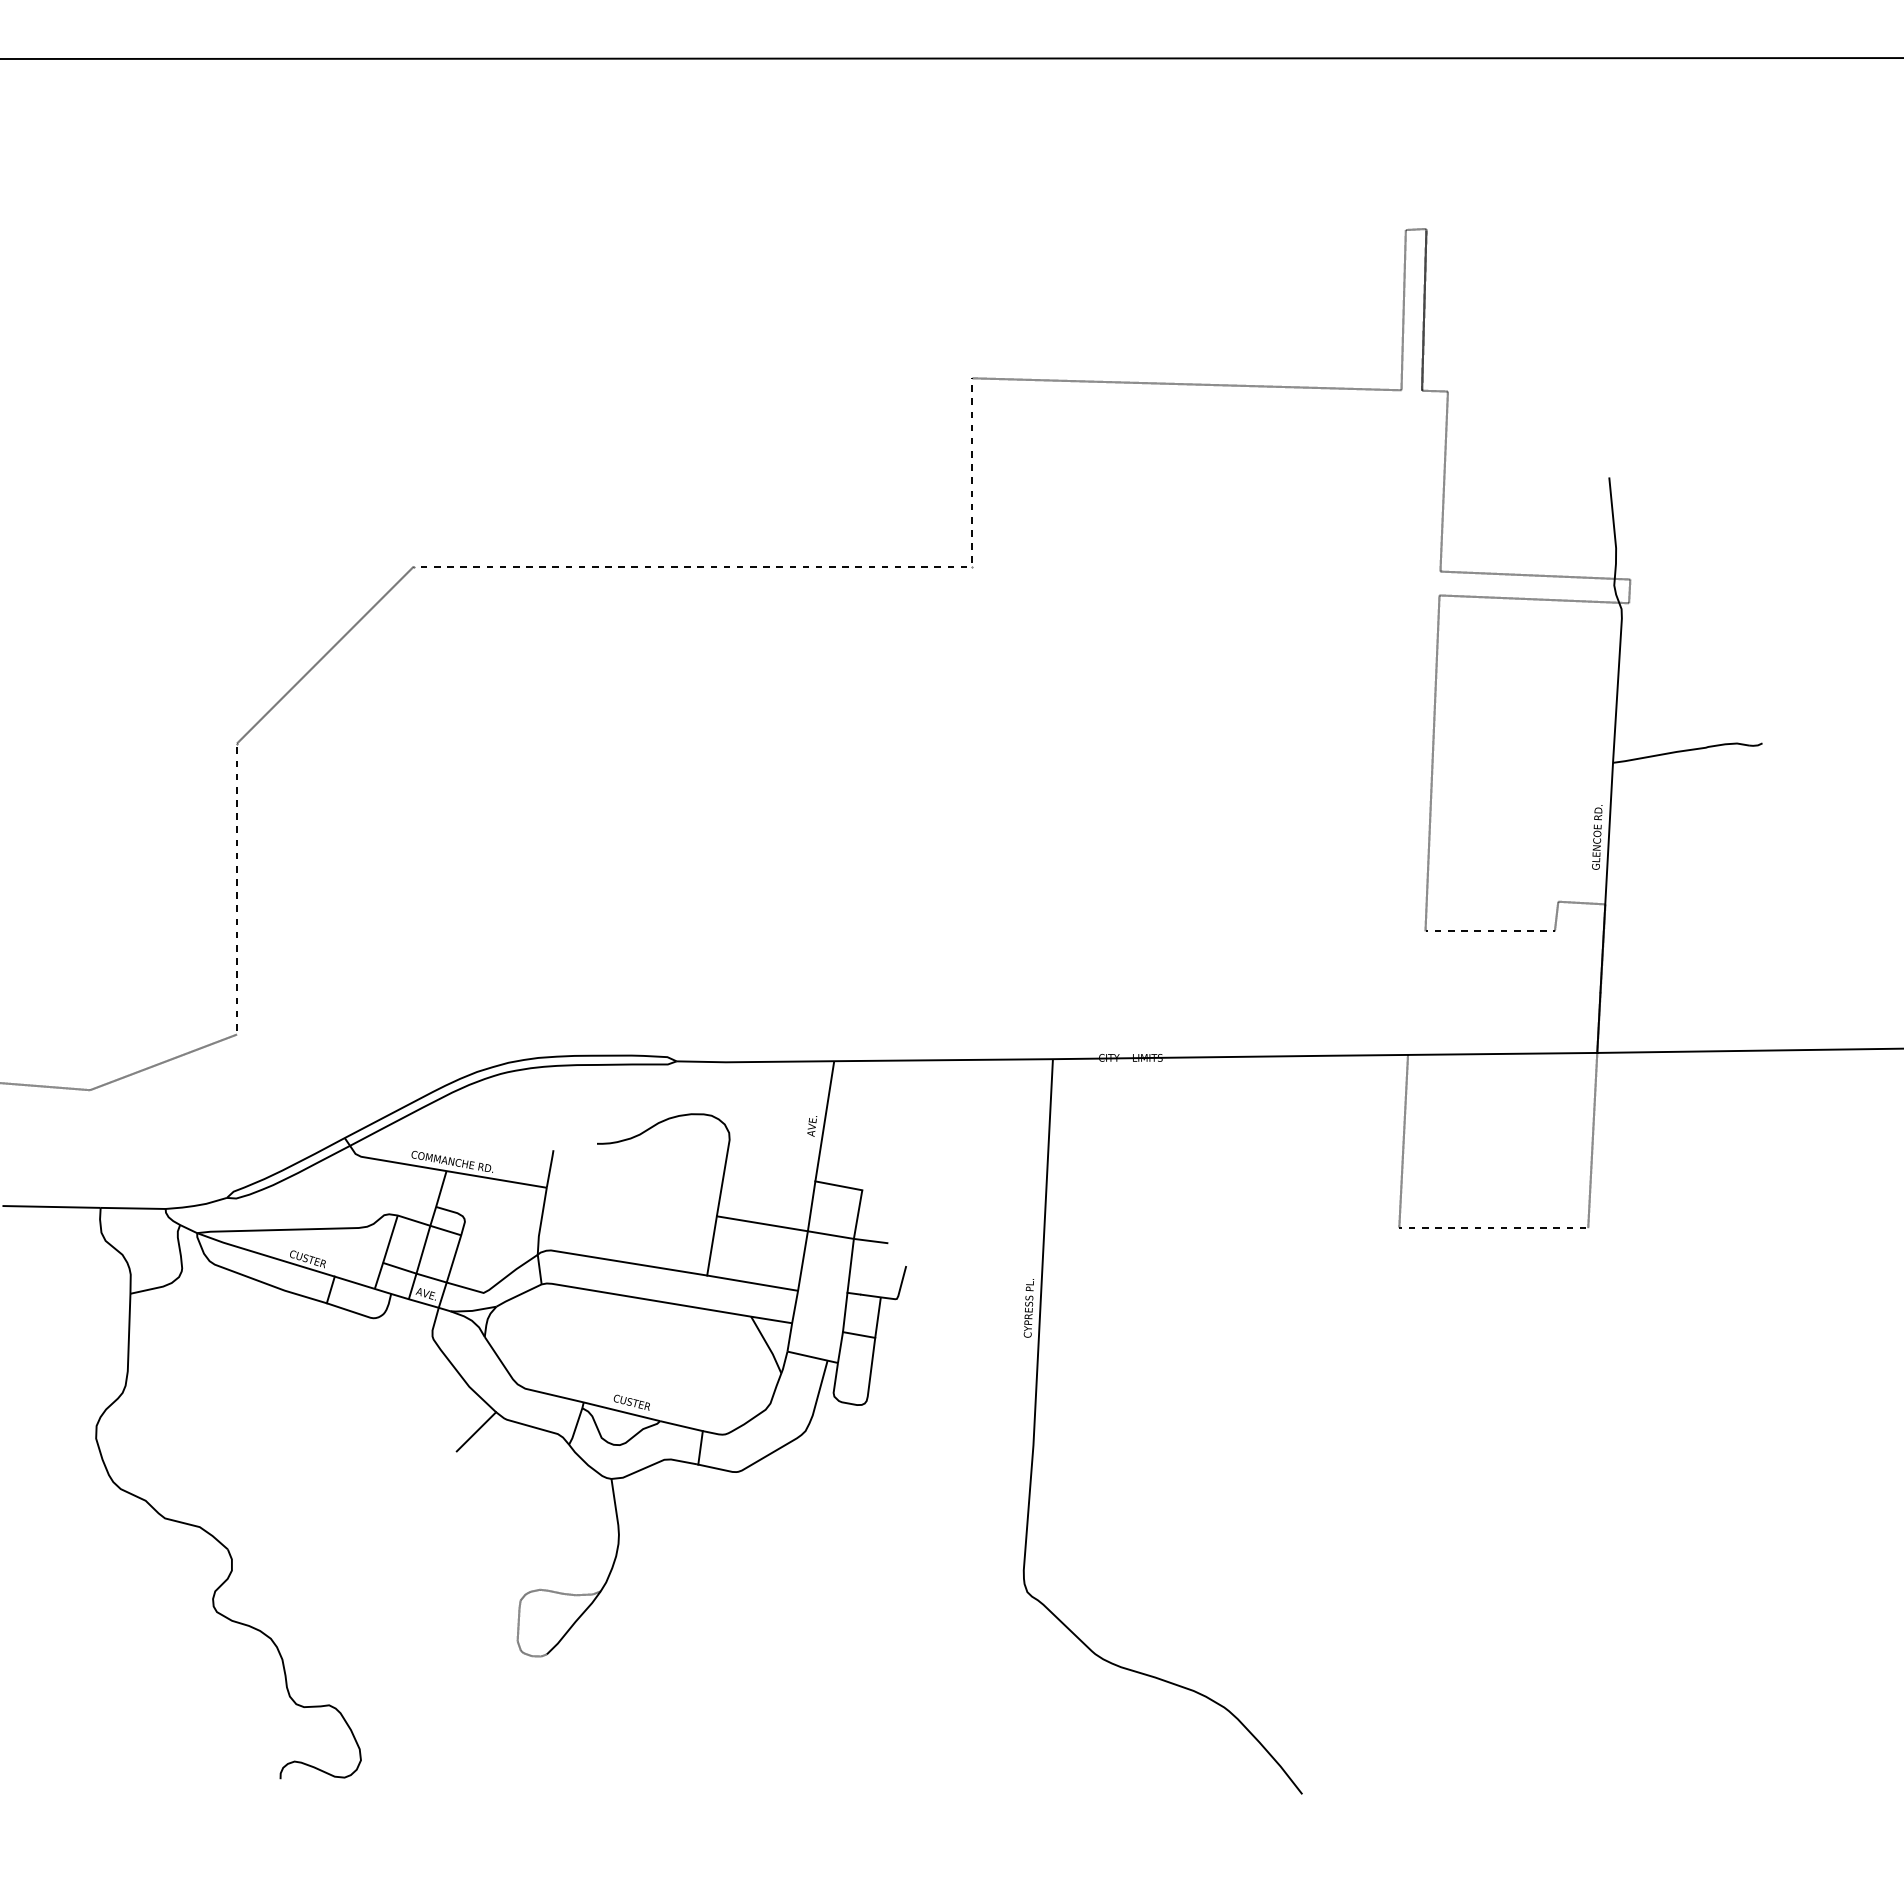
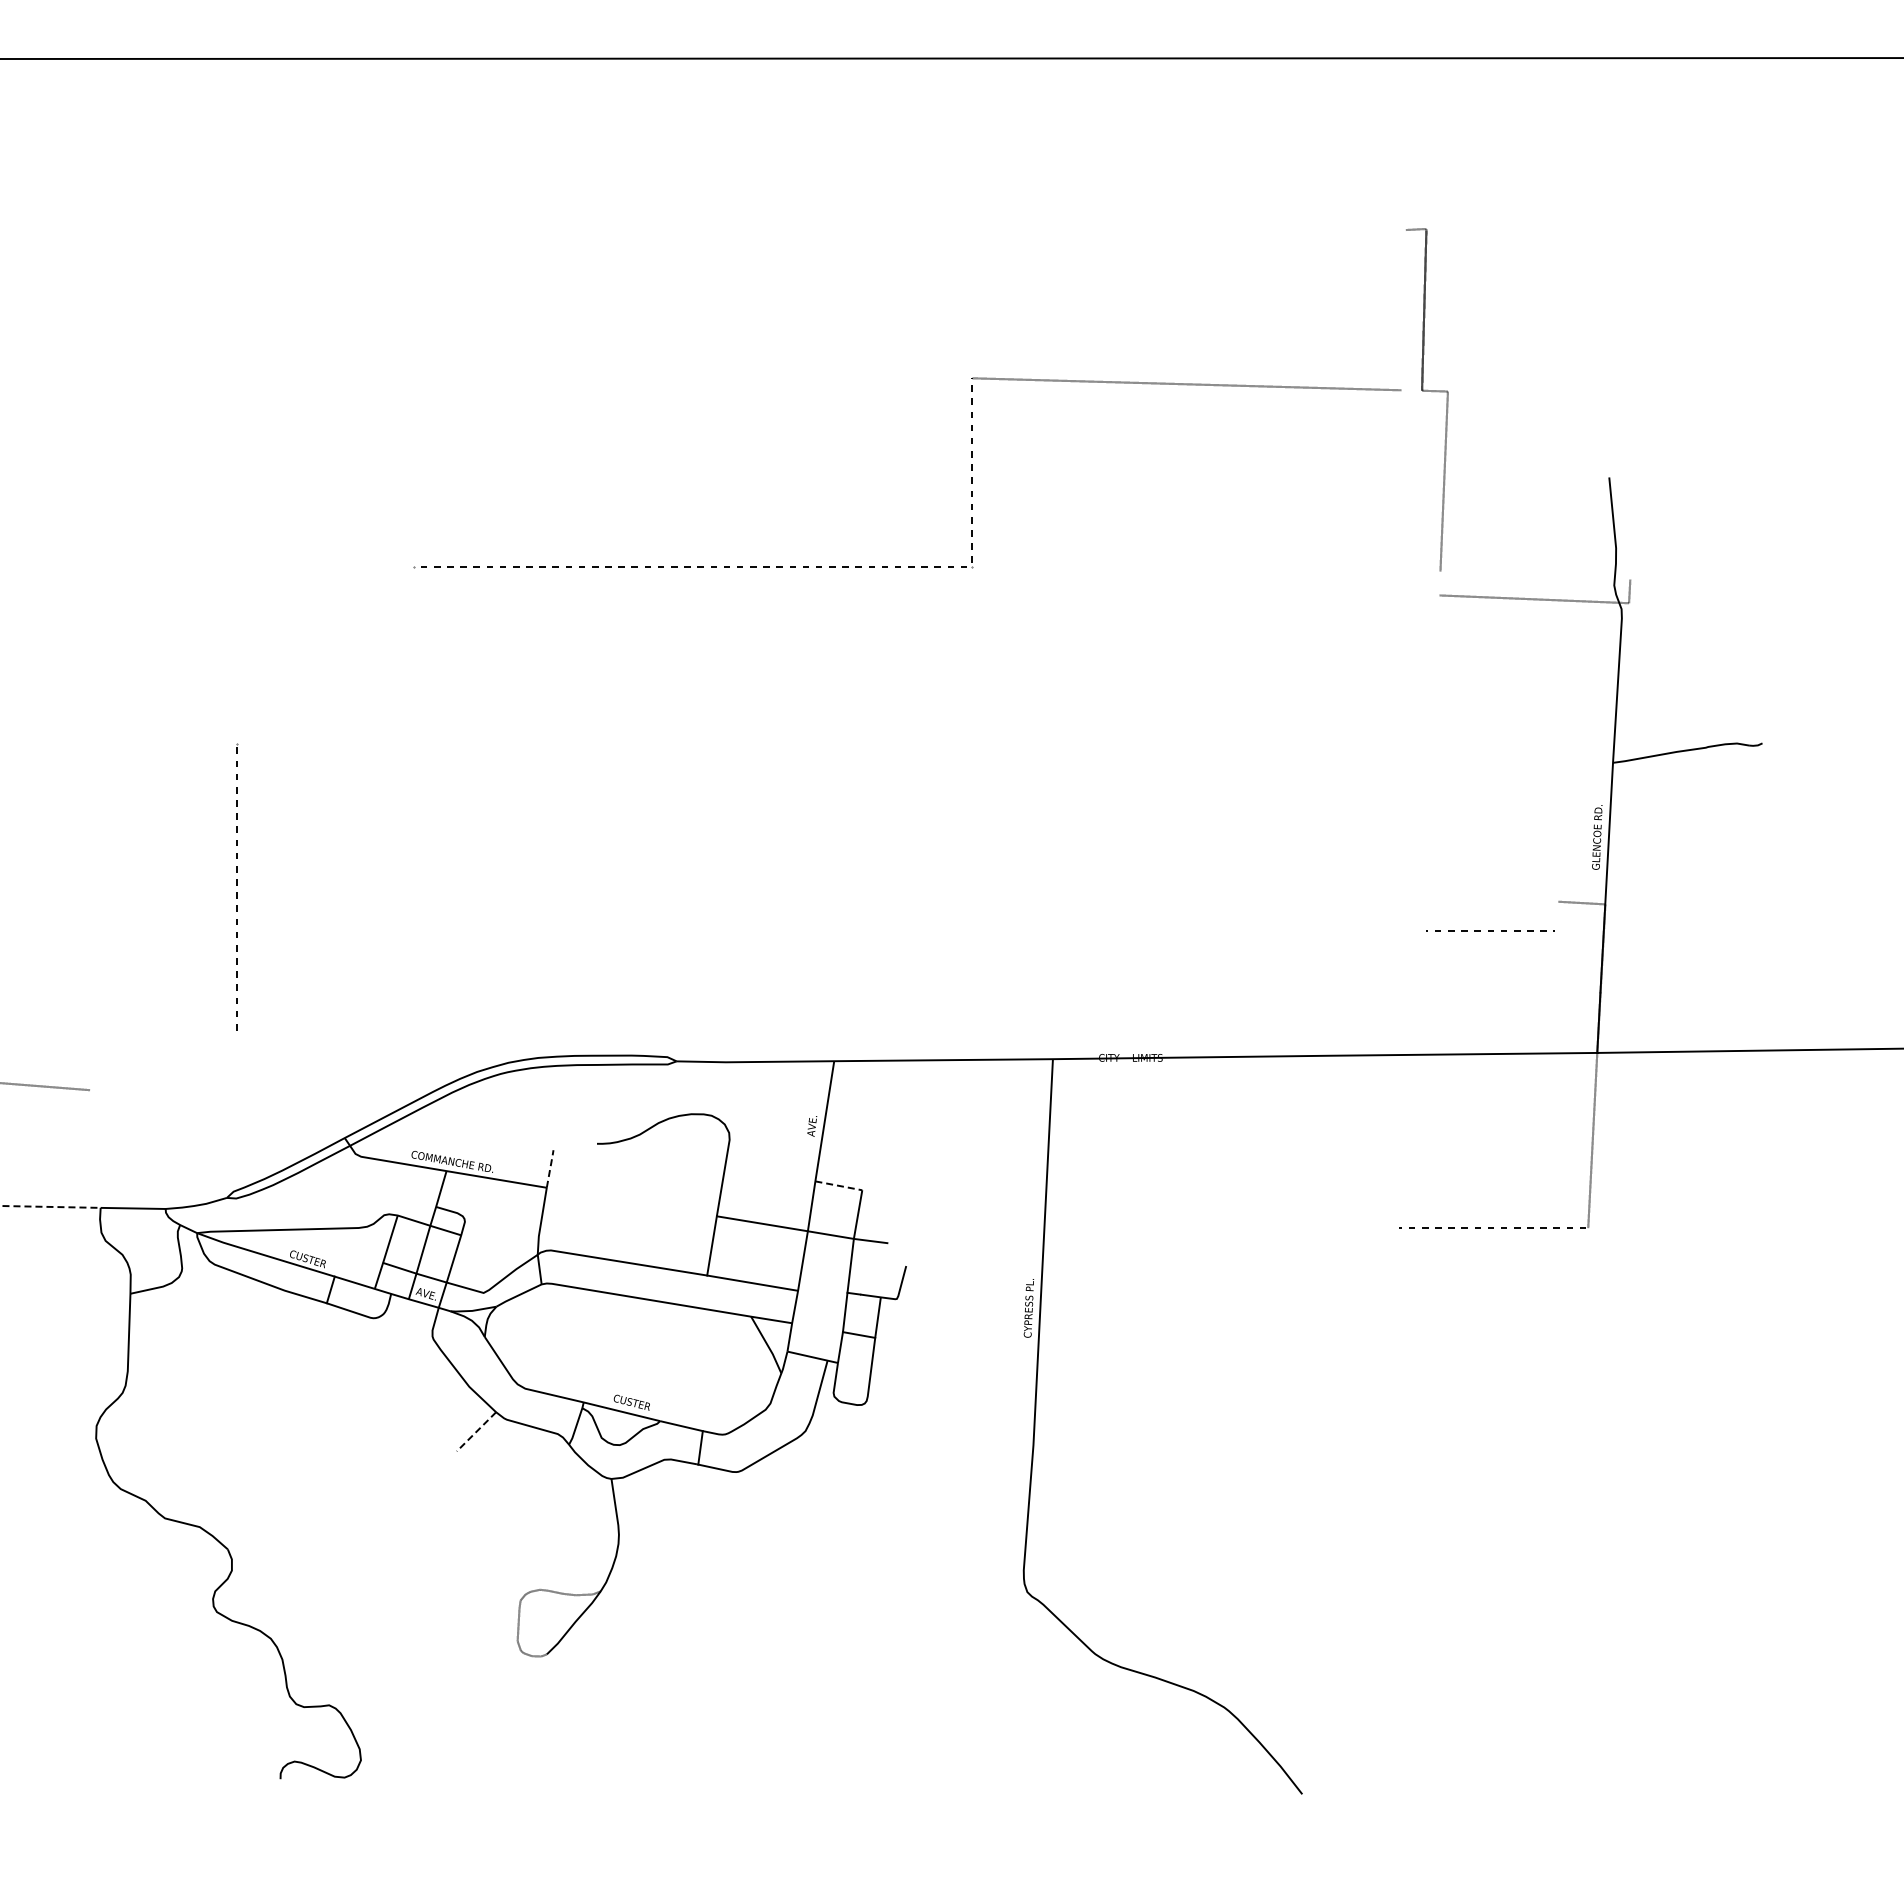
line: present -> none (1403, 310)
line: present -> none (1535, 575)
line: present -> none (325, 654)
line: present -> none (1432, 763)
line: present -> none (1556, 916)
line: present -> none (163, 1062)
line: present -> none (1403, 1140)
line: solid -> dashed (550, 1168)
line: solid -> dashed (838, 1185)
line: solid -> dashed (52, 1206)
line: solid -> dashed (476, 1431)
